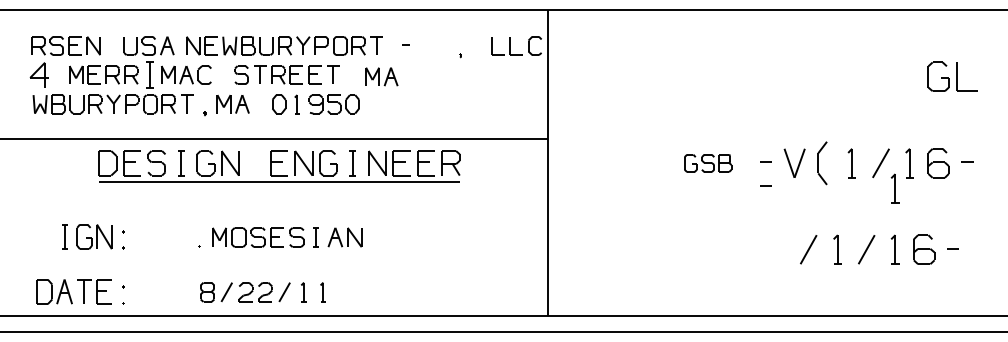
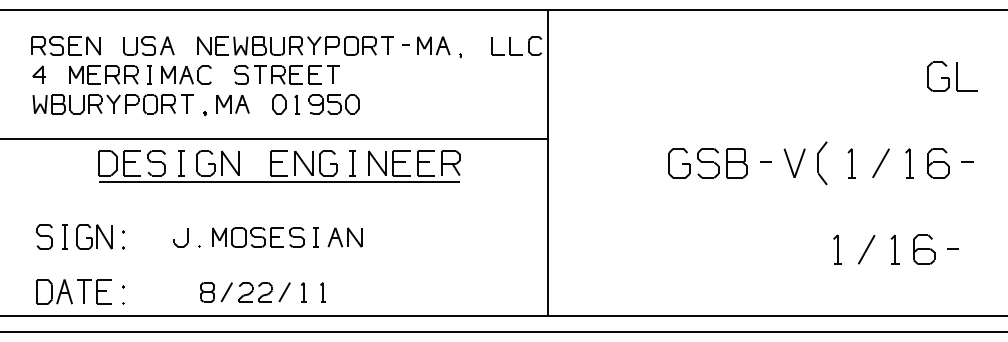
part position: (284, 45) -> (295, 45) (295, 45)
part size: 20x26 px -> 14x19 px (38, 74)
part size: 8x28 px -> 5x20 px (149, 74)
part position: (381, 76) -> (433, 45) (433, 45)
part size: 49x19 px -> 80x31 px (707, 163)
line: present -> none (765, 185)
part: present -> none (894, 188)
part: none -> present (44, 236)
part: none -> present (174, 239)
line: present -> none (808, 249)
